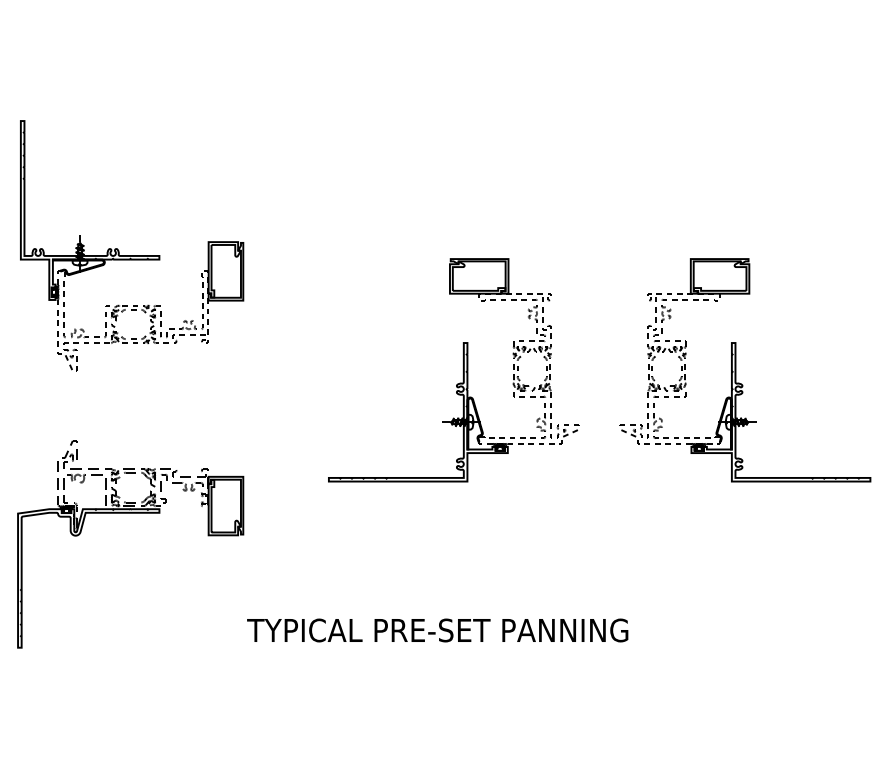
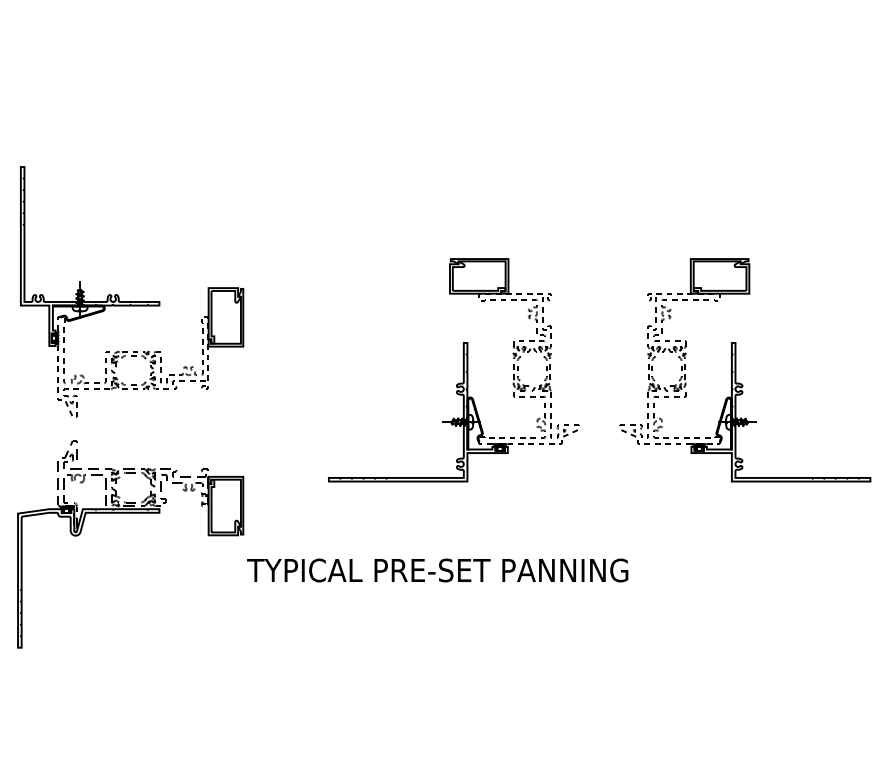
part position: (132, 255) -> (132, 301) (132, 301)
text position: (437, 630) -> (437, 570) (437, 570)
